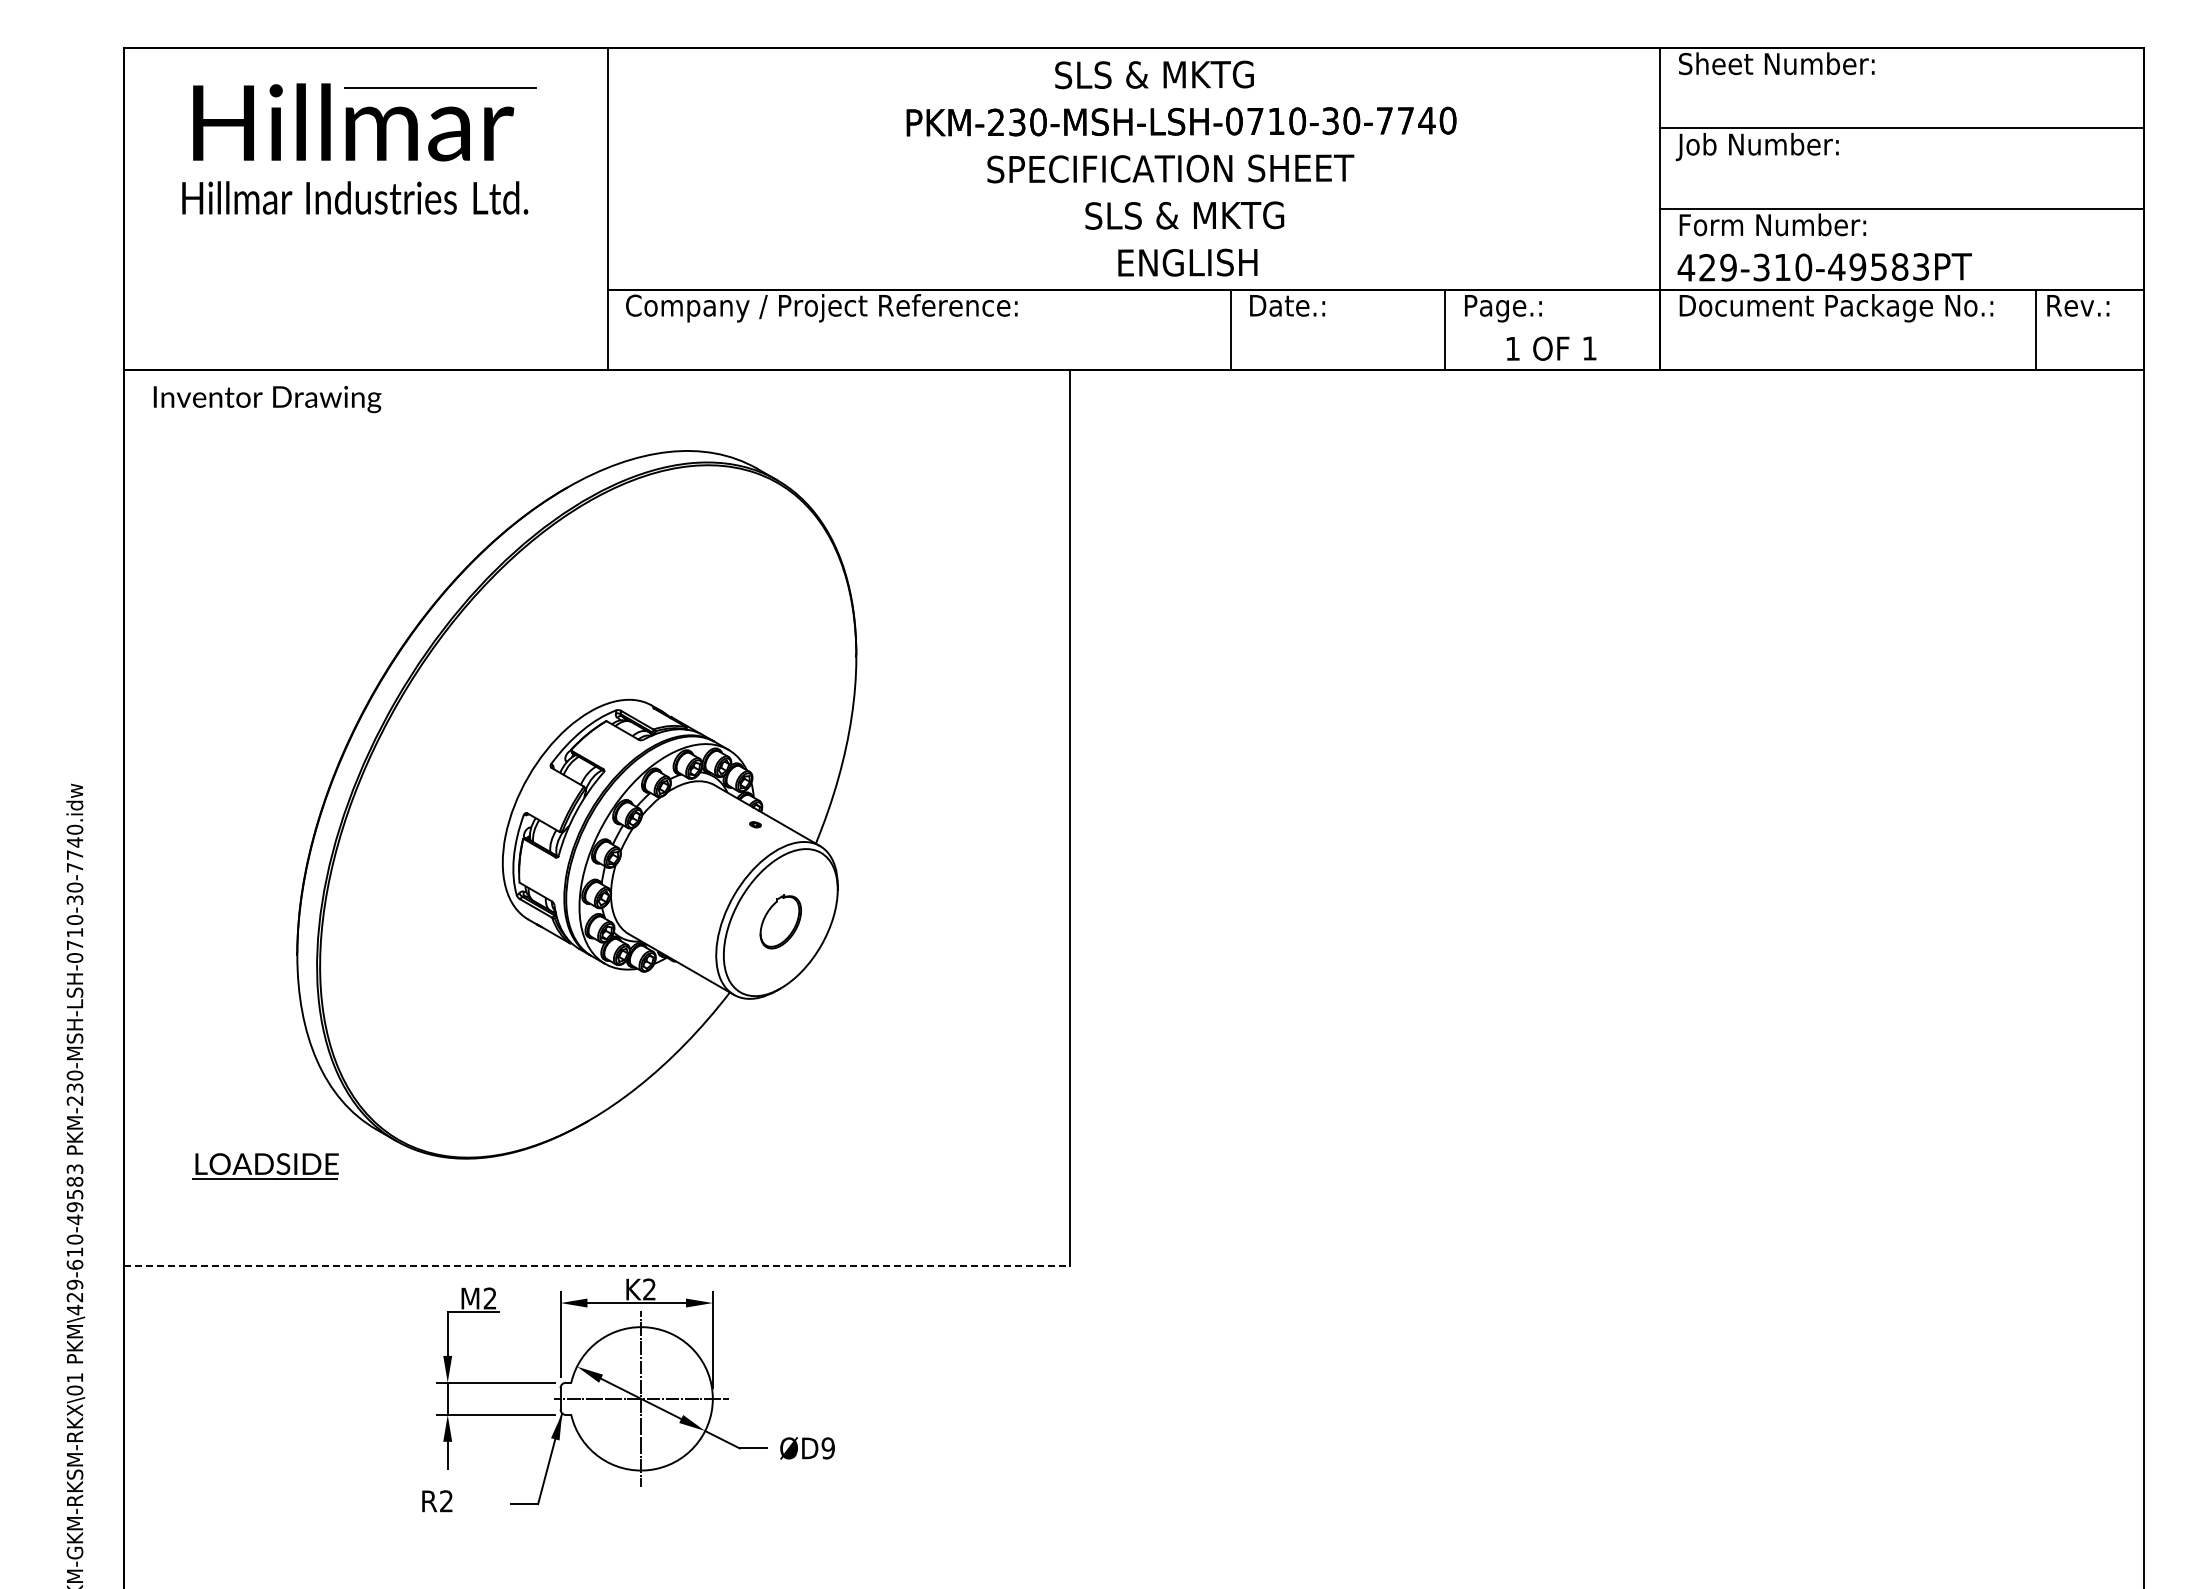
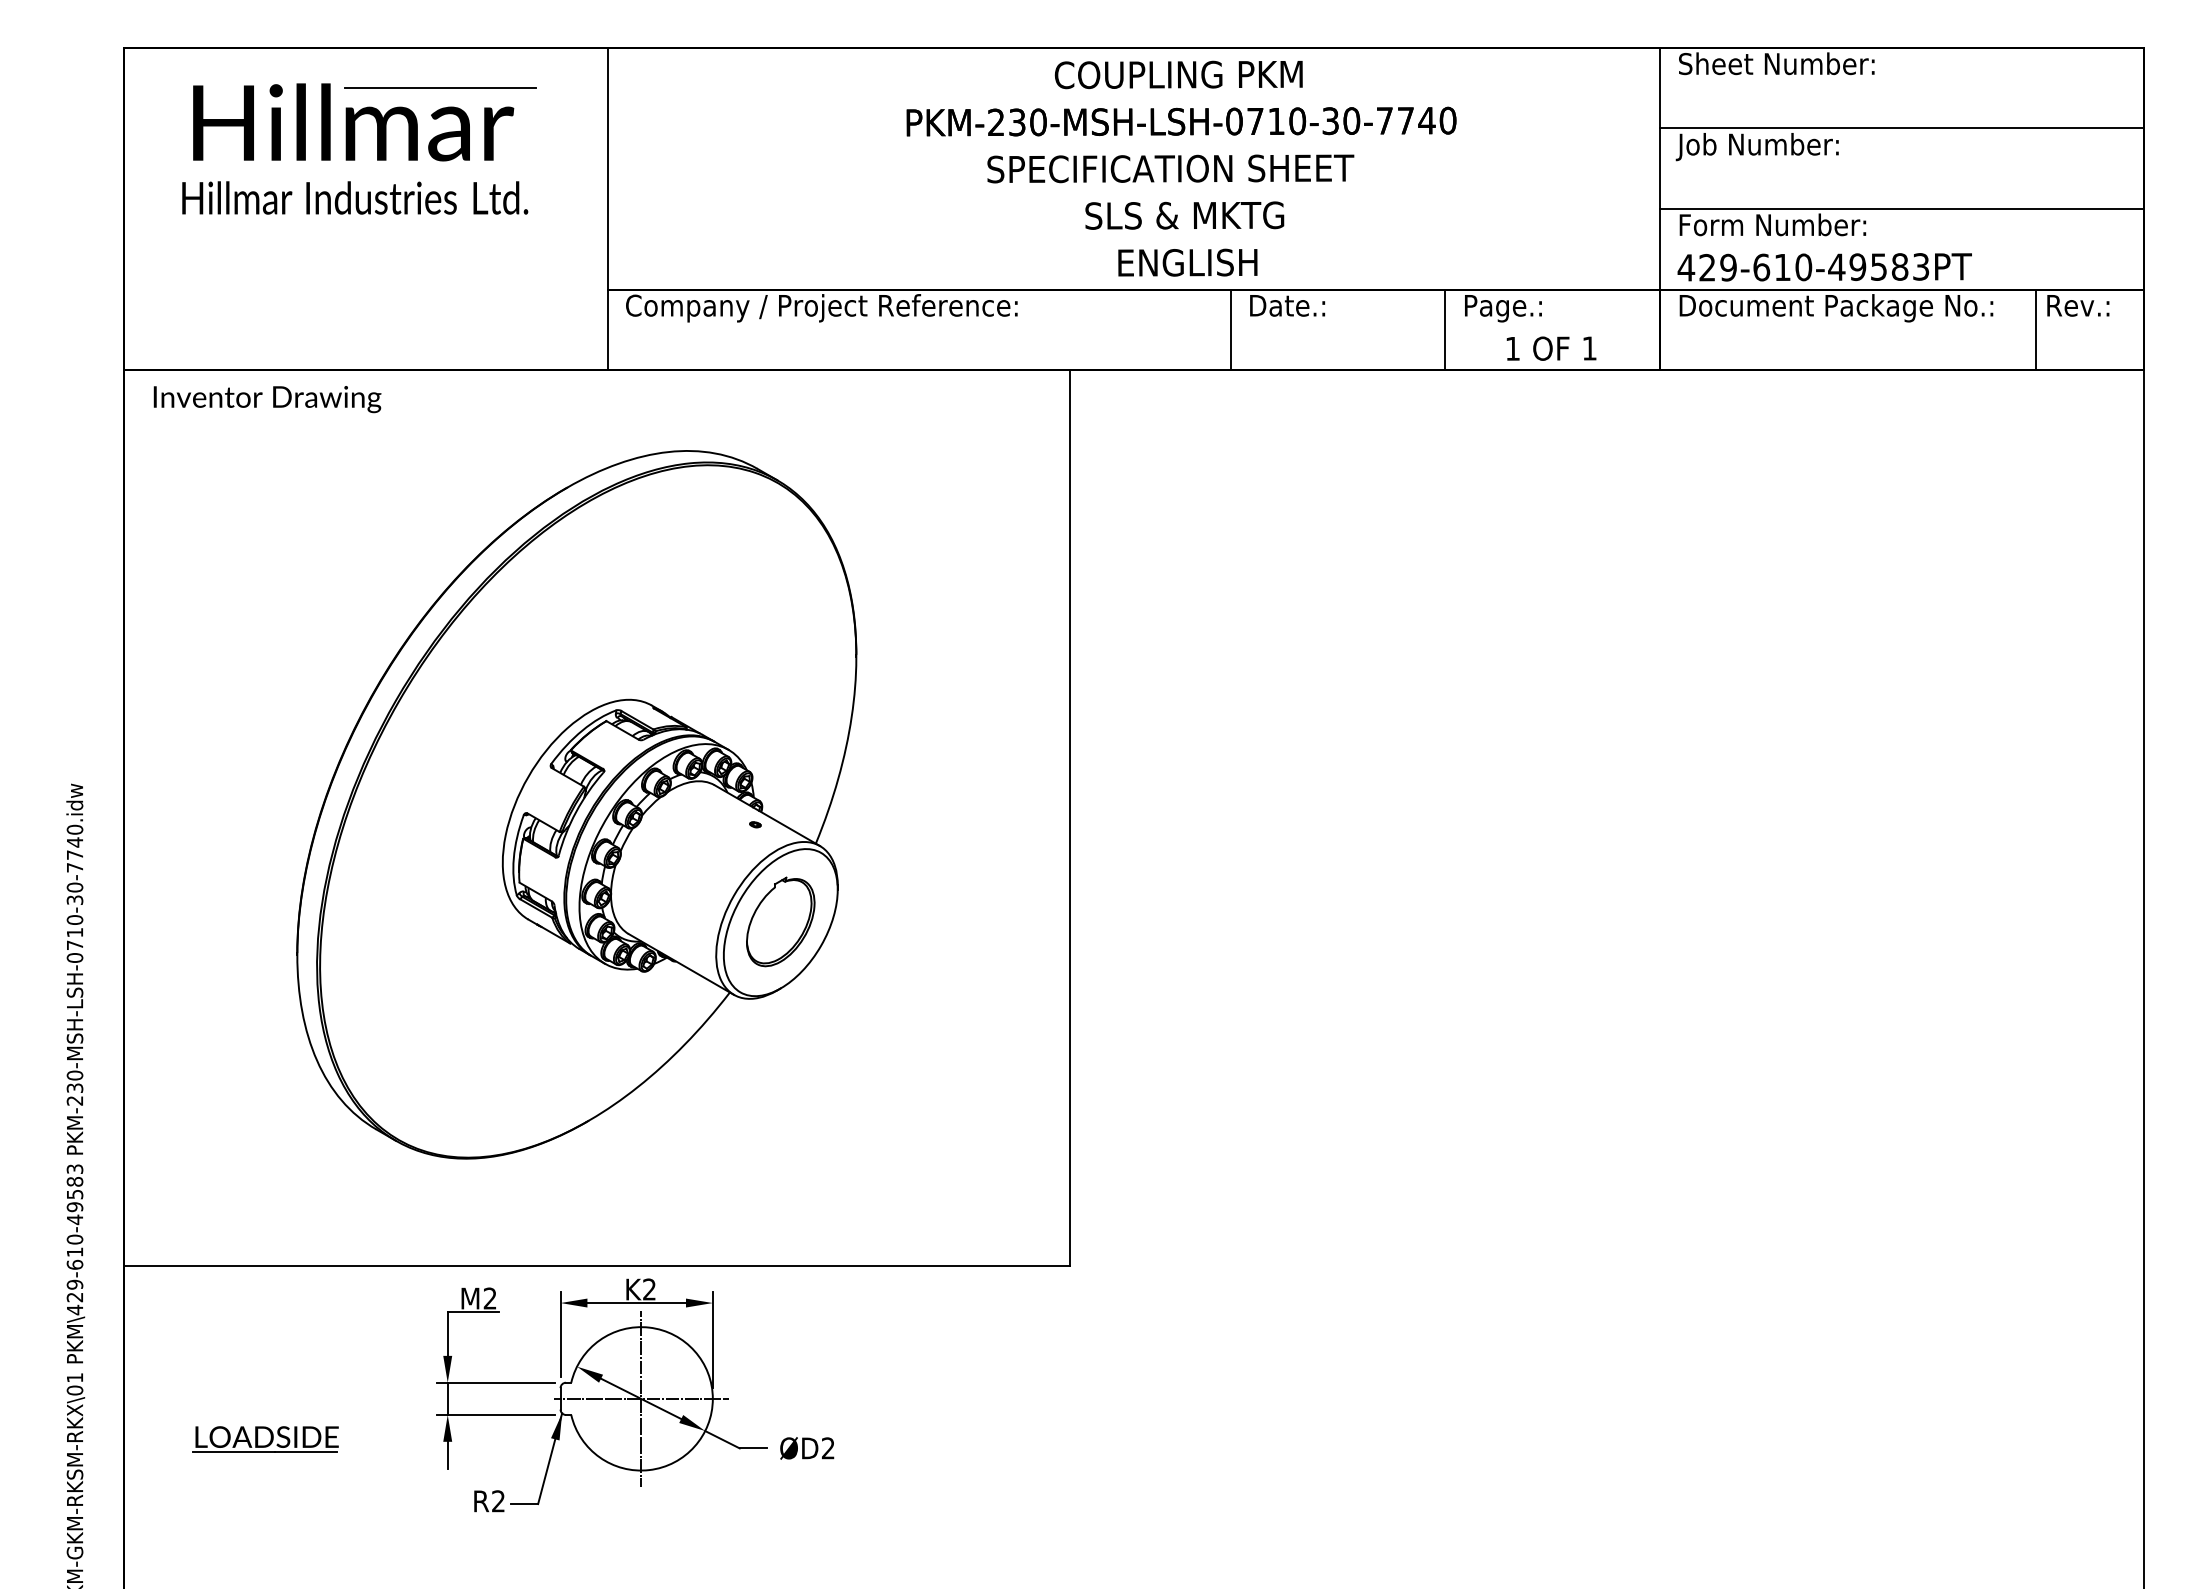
text: SLS & MKTG -> COUPLING PKM (1178, 74)
text: 429-310-49583PT -> 429-610-49583PT (1761, 267)
part size: 44x56 px -> 70x92 px (780, 921)
part position: (265, 1166) -> (265, 1439) (265, 1439)
line: dashed -> solid (597, 1266)
text: ØD9 -> ØD2 (827, 1448)
text position: (437, 1501) -> (489, 1501) (489, 1501)
